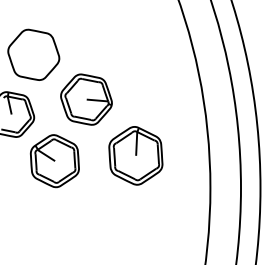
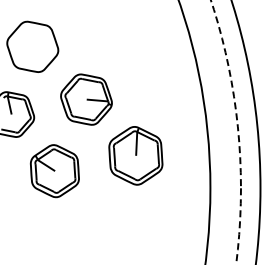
part position: (33, 54) -> (32, 46) (32, 46)
circle: solid -> dashed (225, 132)
part position: (54, 161) -> (54, 171) (54, 171)
